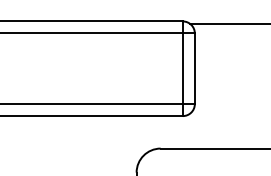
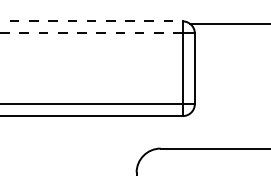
line: solid -> dashed (91, 21)
line: solid -> dashed (90, 33)
